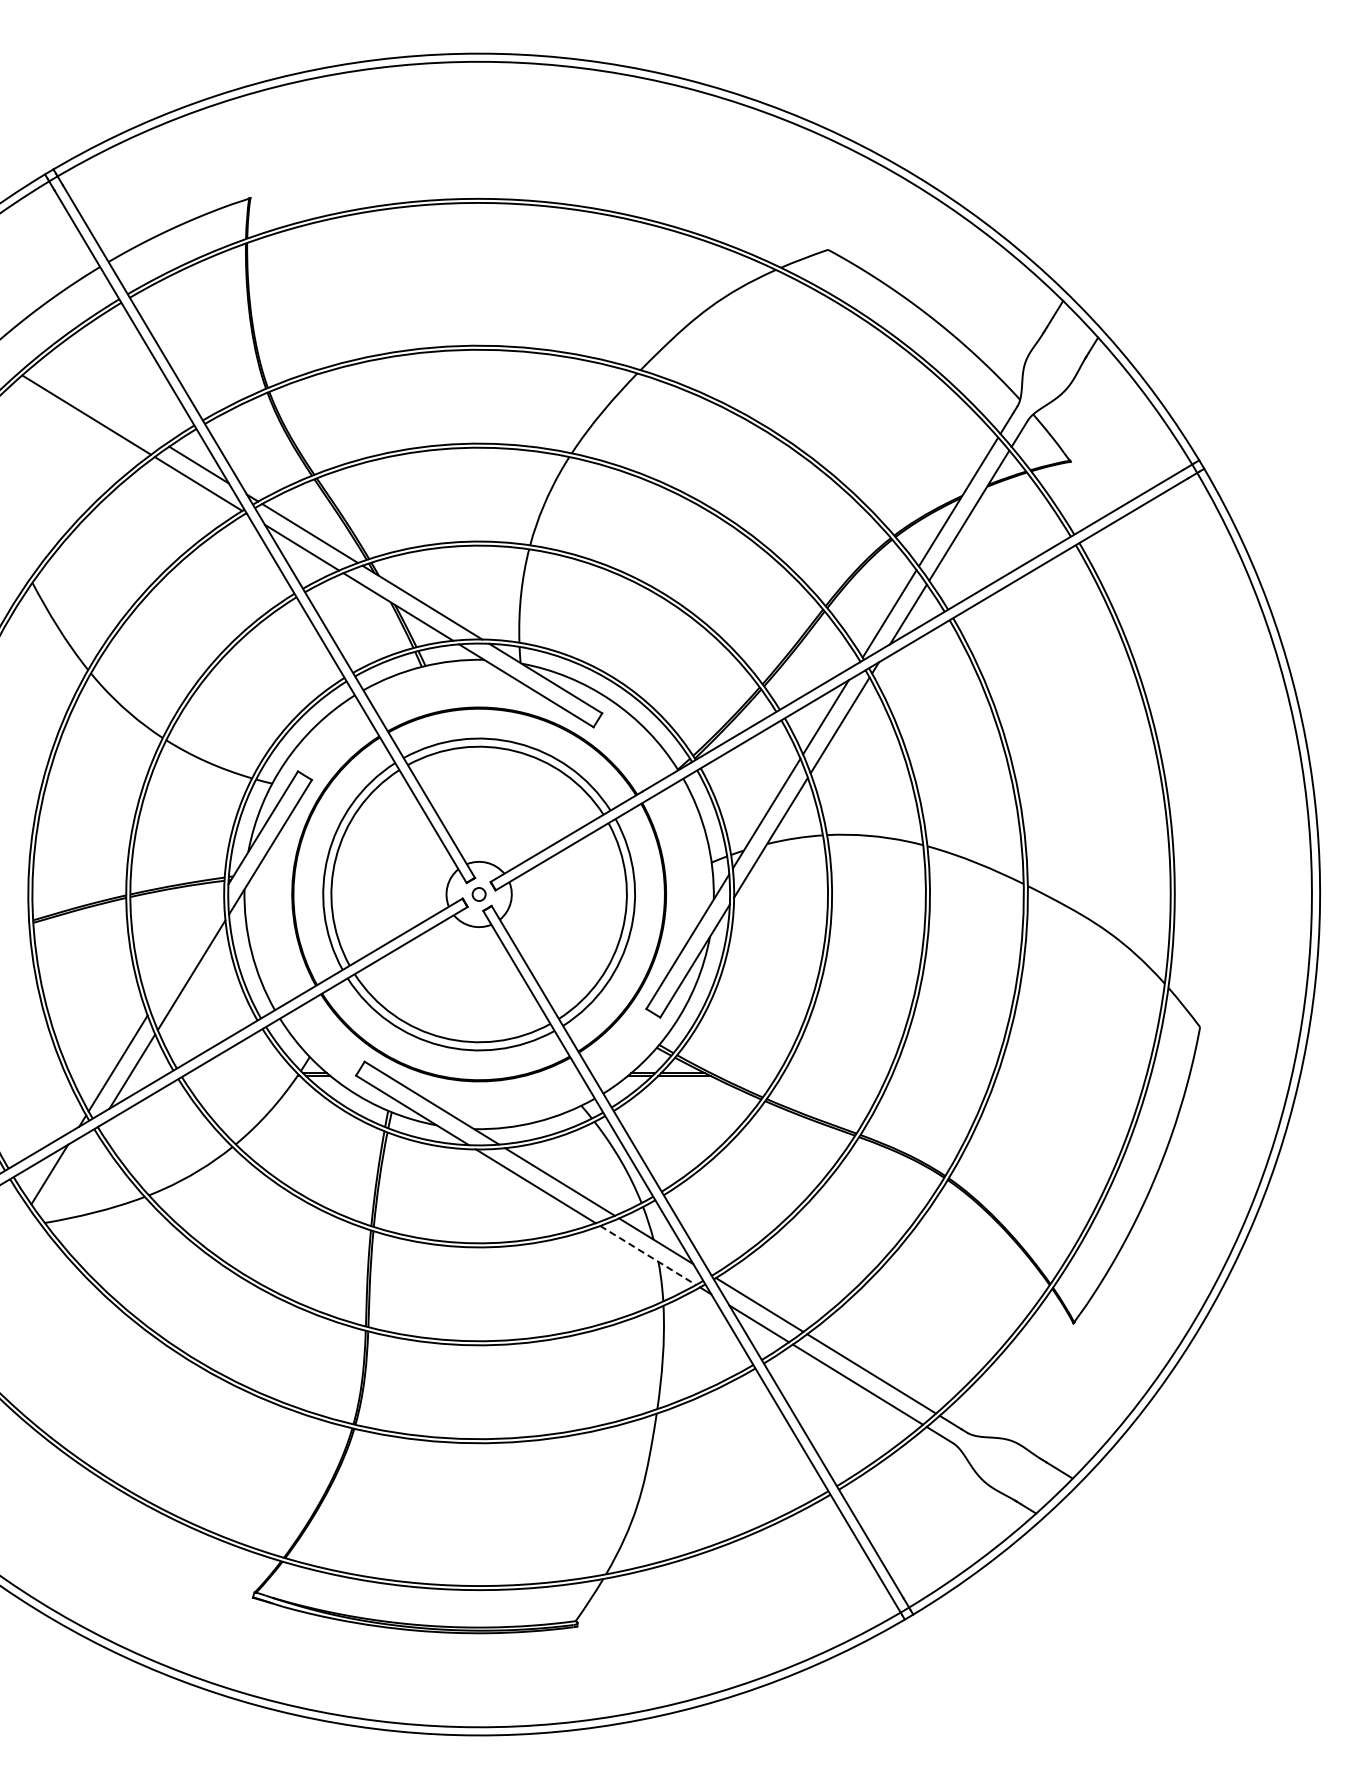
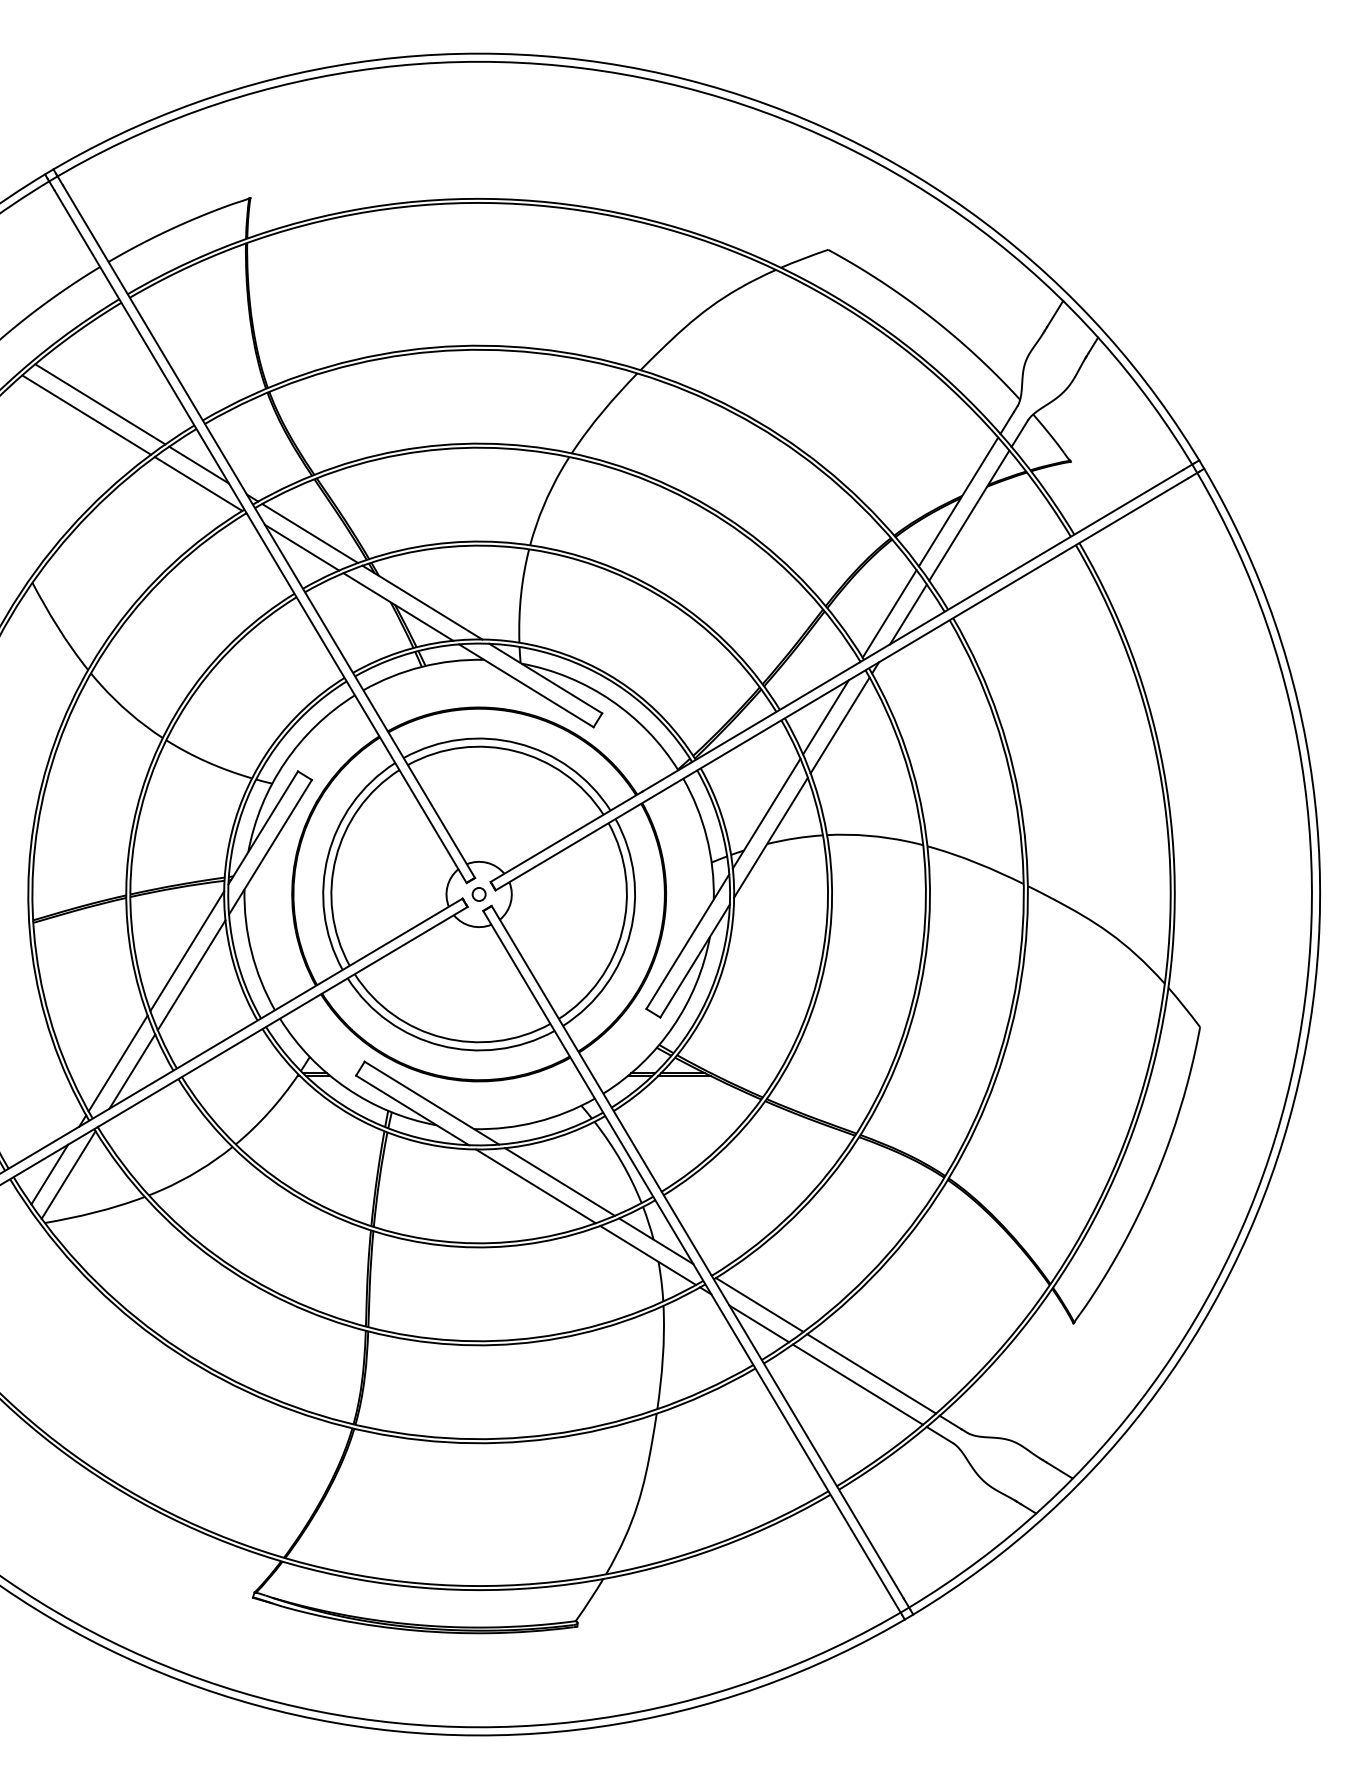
line: none -> present (100, 404)
line: none -> present (187, 951)
line: none -> present (68, 1174)
line: dashed -> solid (648, 1255)
